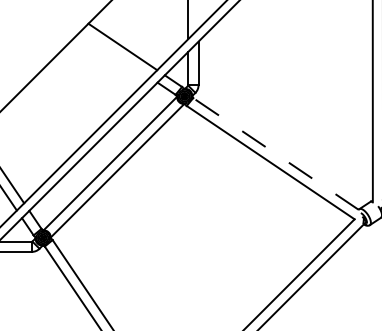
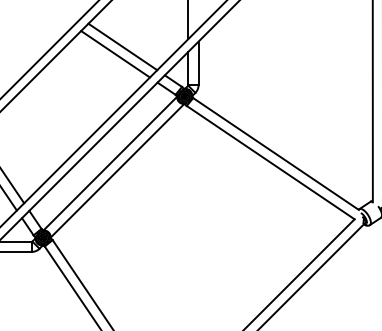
line: none -> present (49, 49)
line: none -> present (115, 54)
line: dashed -> solid (276, 154)
